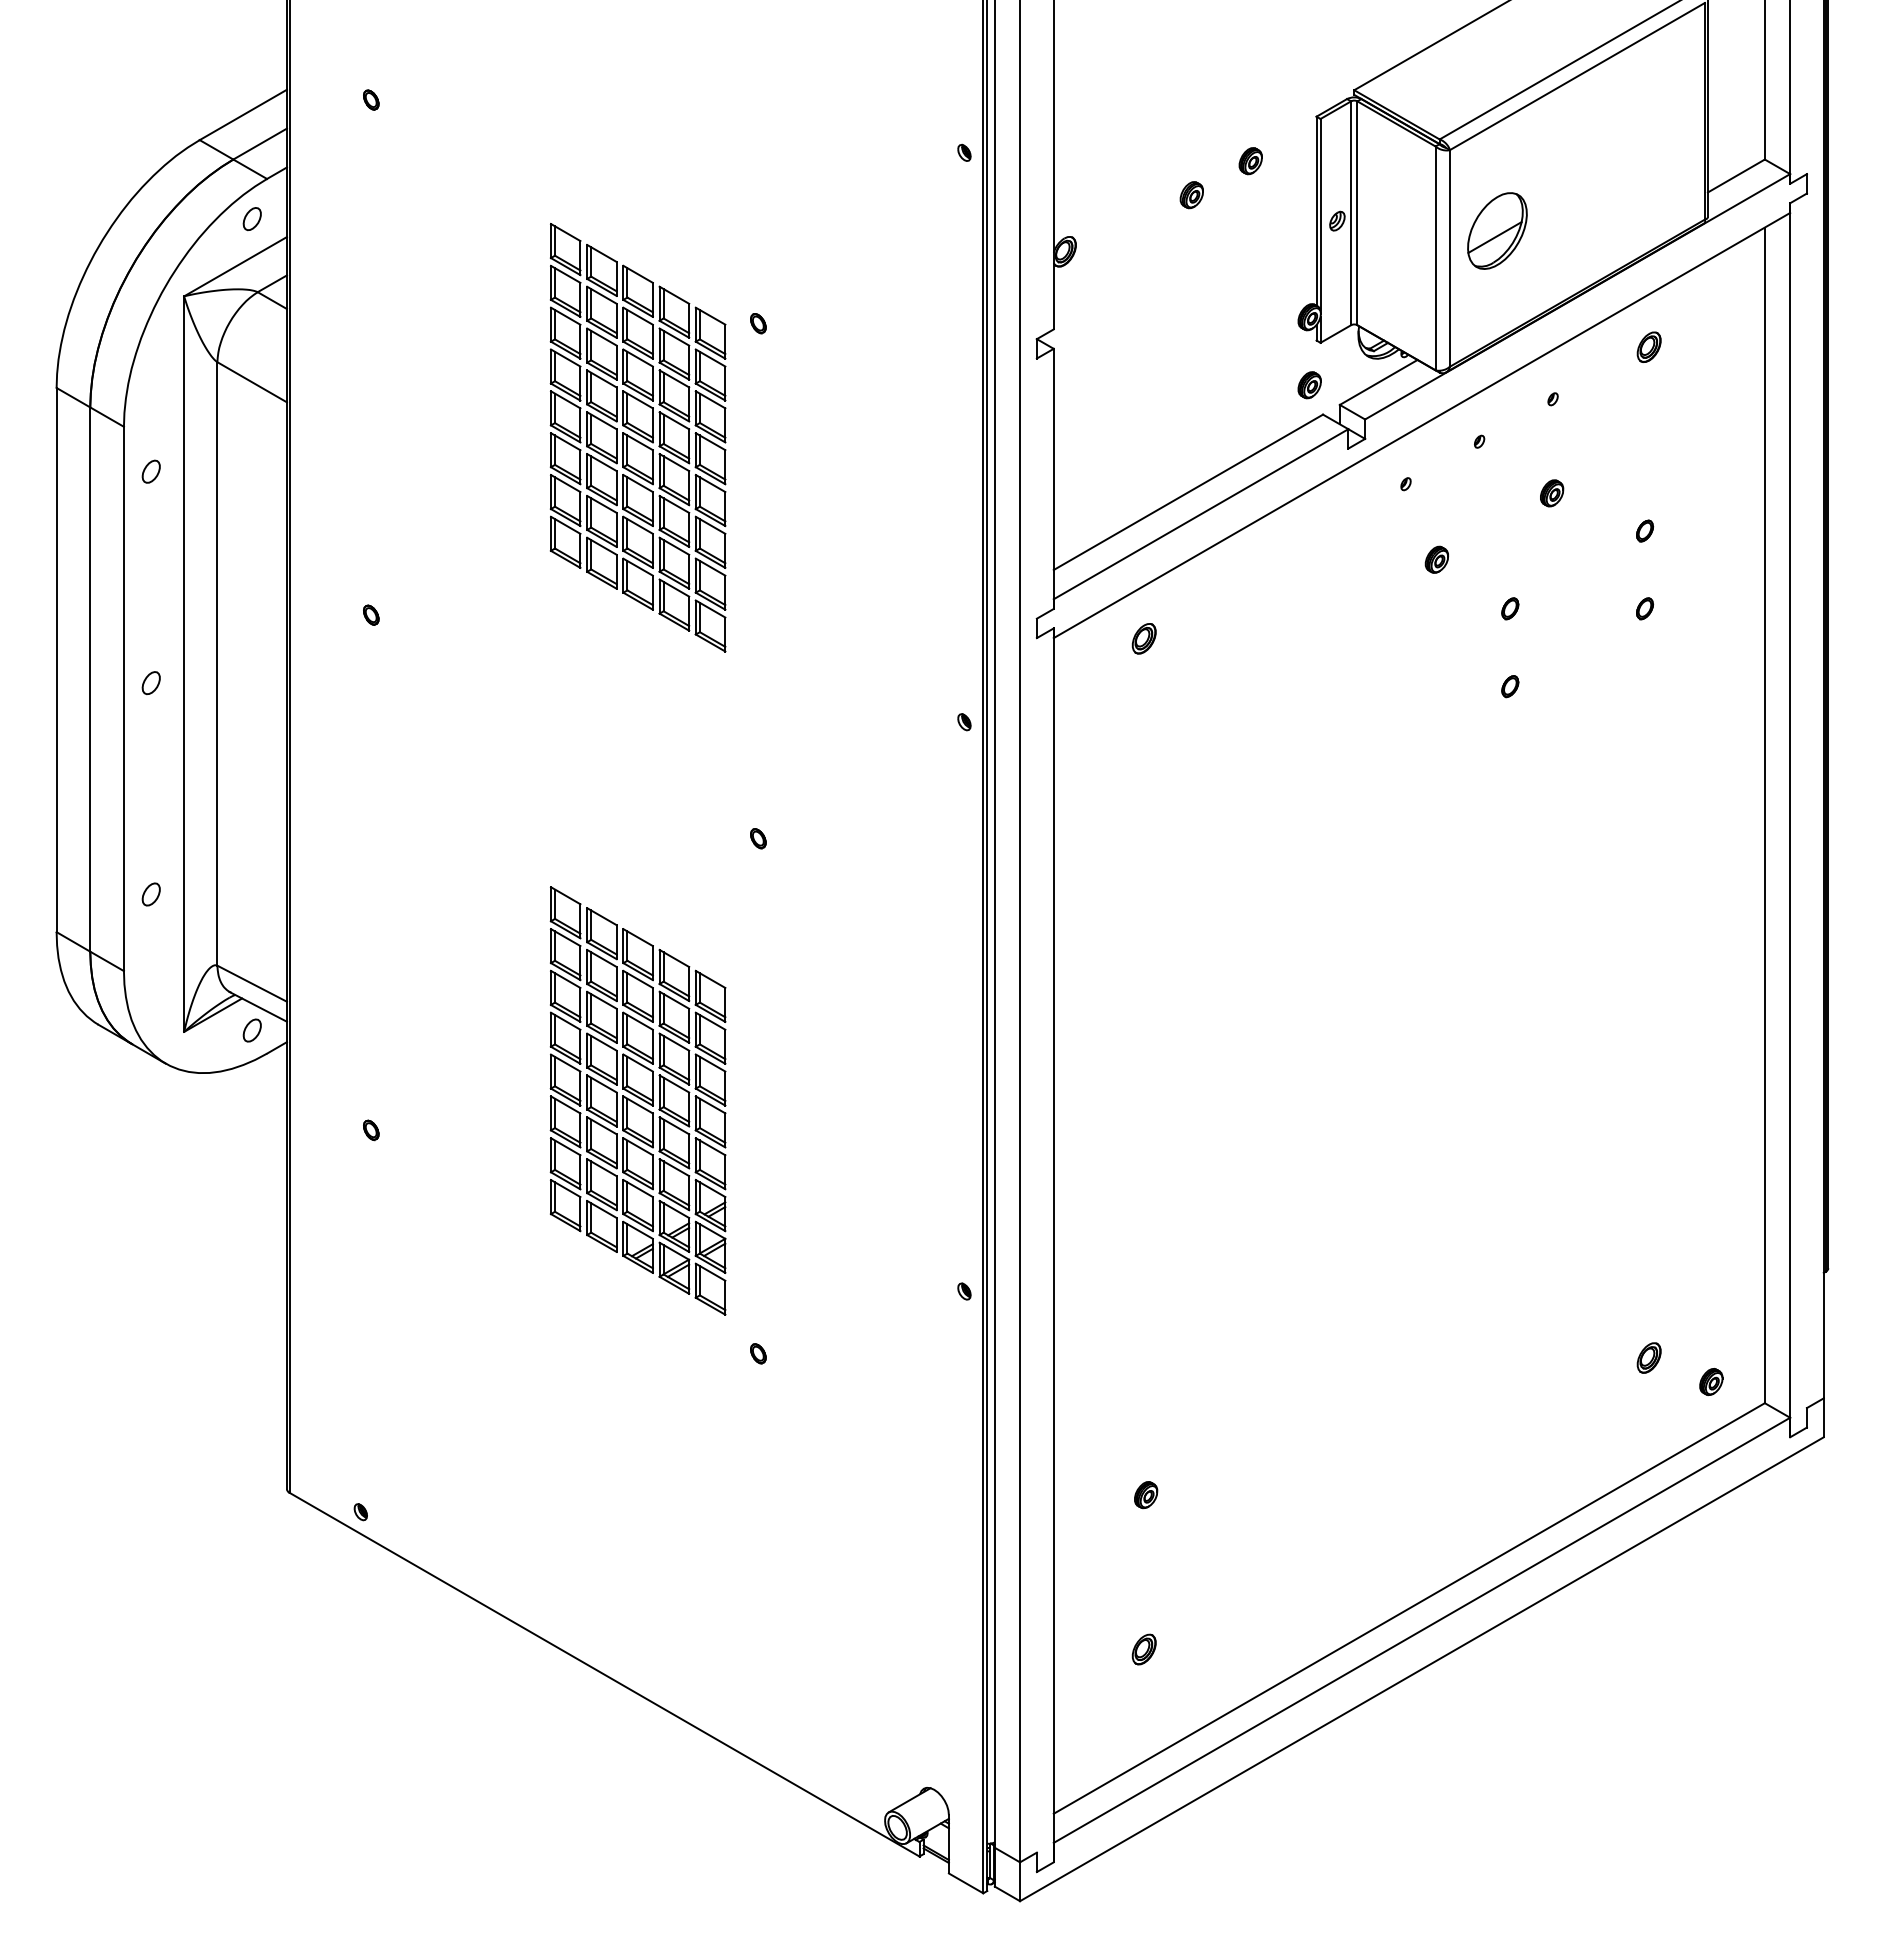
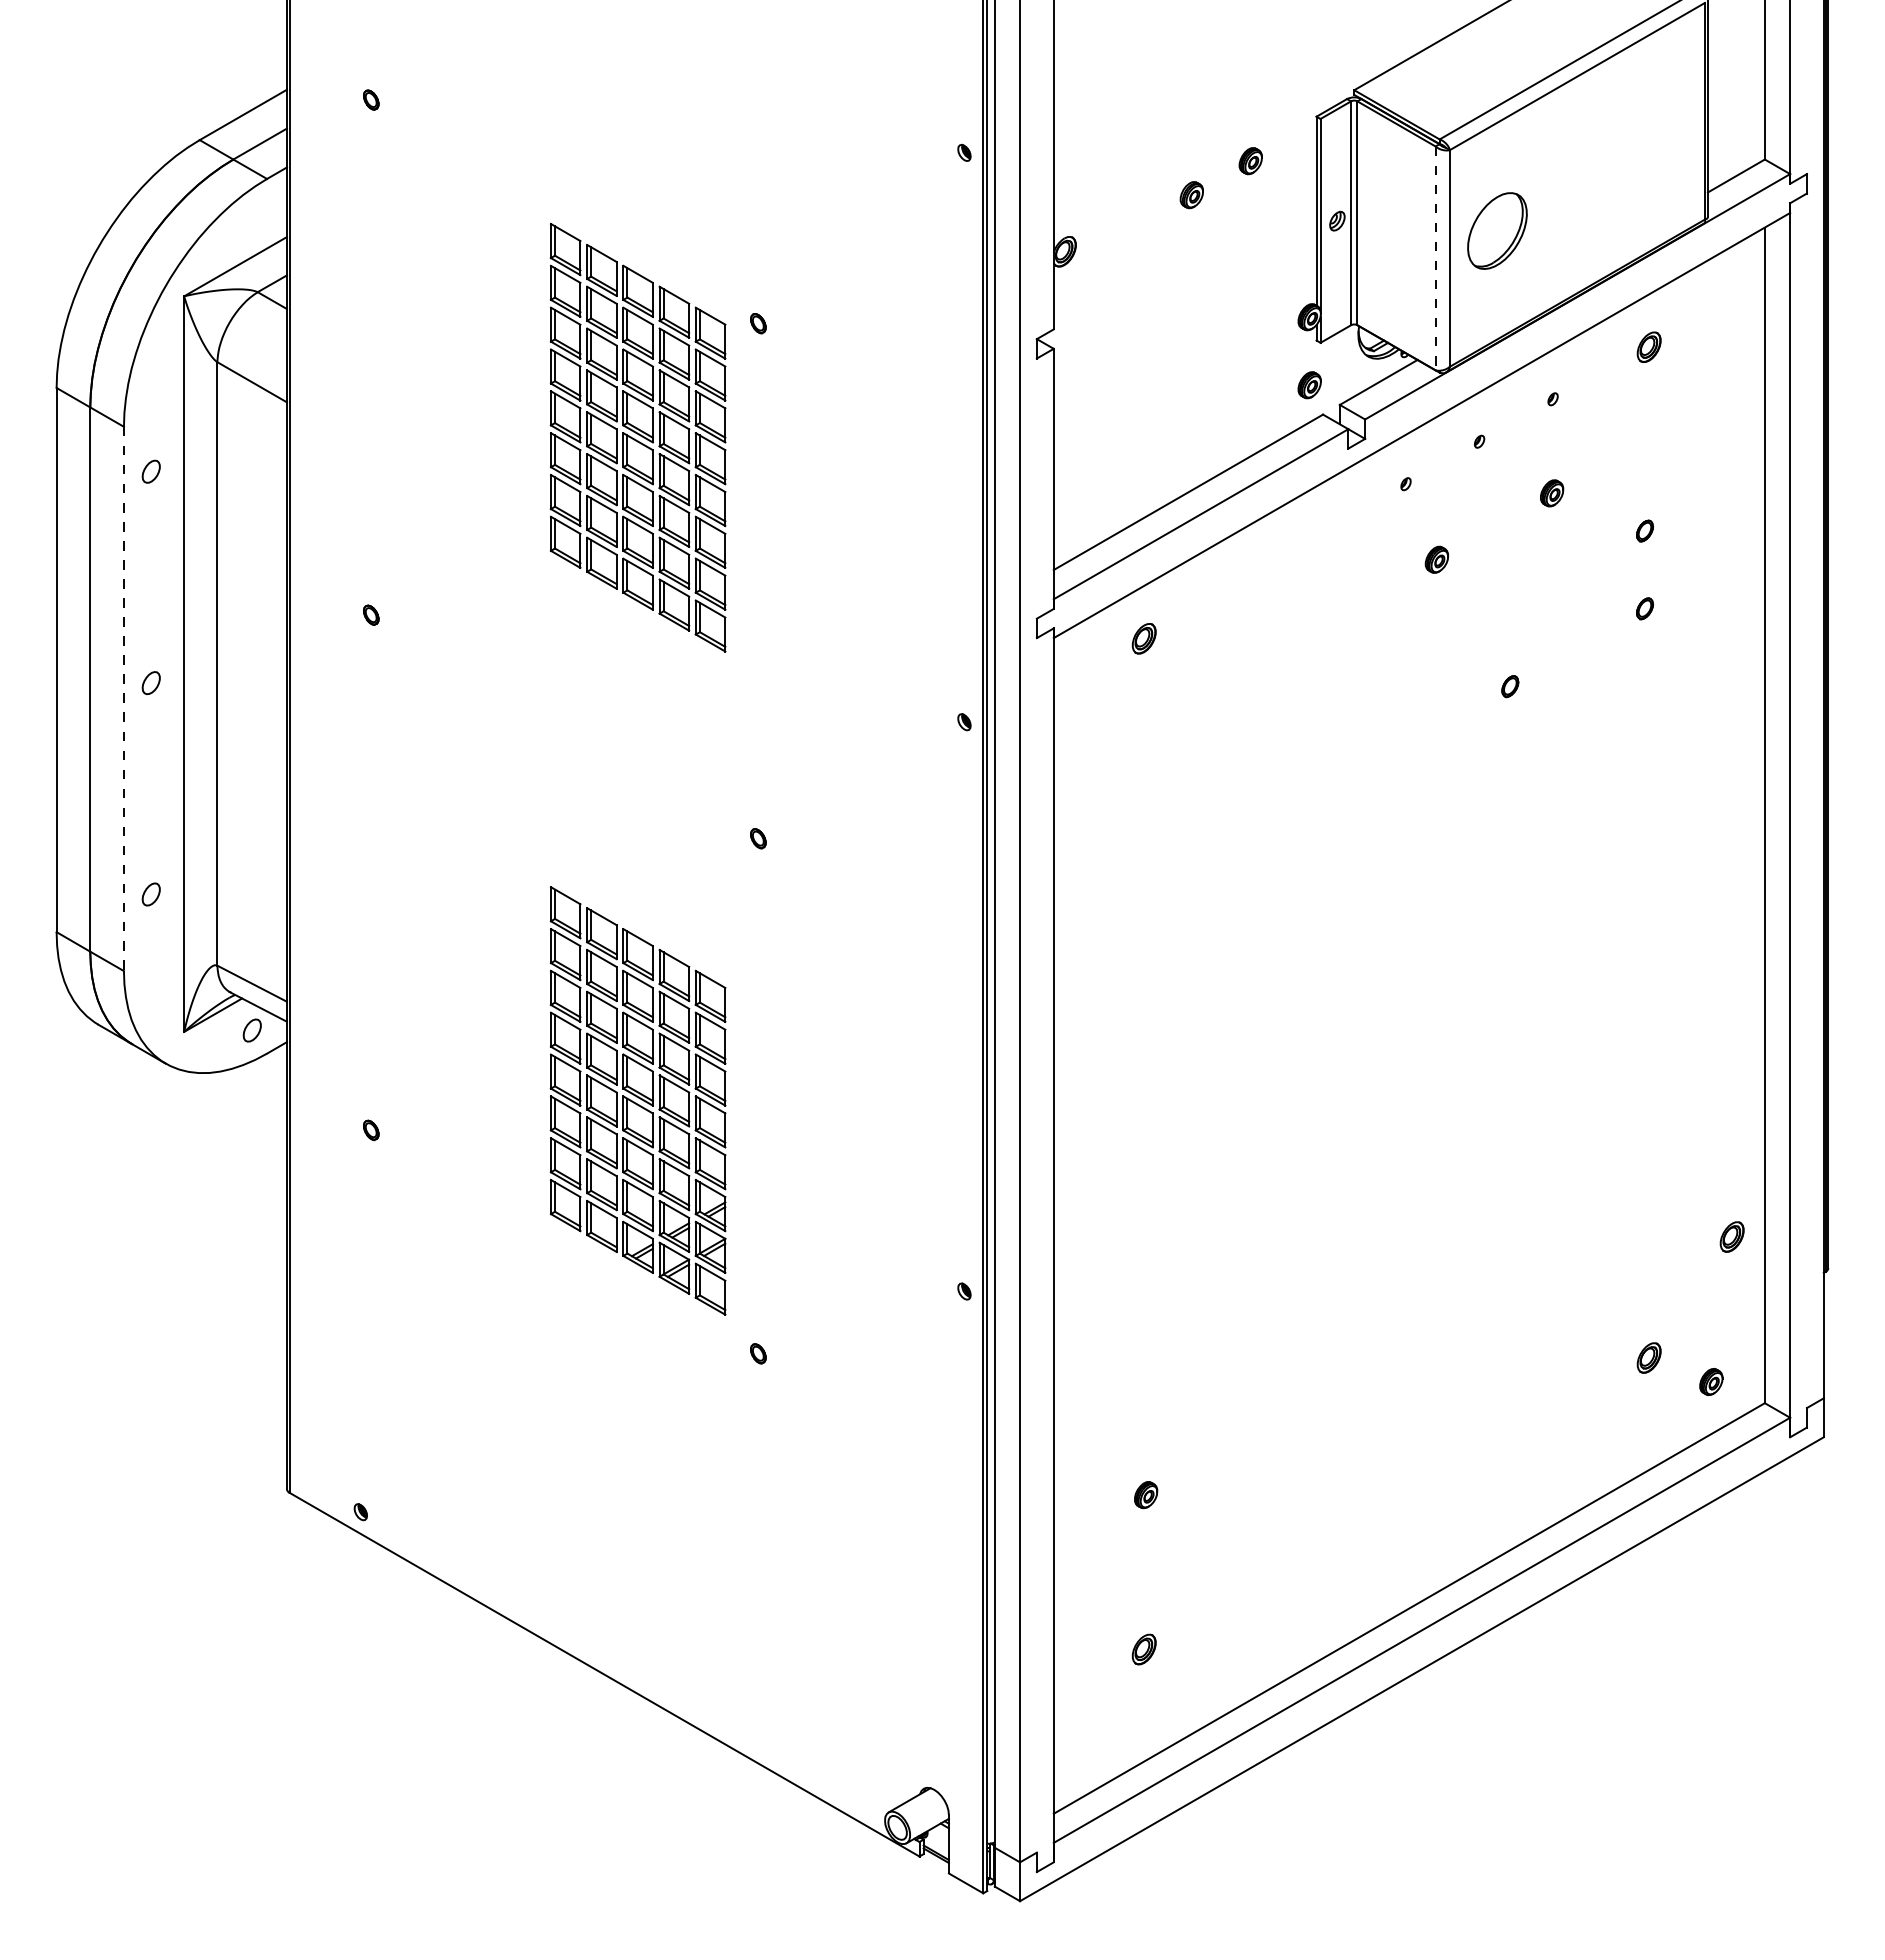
part: present -> none (251, 219)
line: present -> none (1494, 237)
line: solid -> dashed (1435, 258)
part: present -> none (1510, 608)
line: solid -> dashed (123, 699)
part: none -> present (1731, 1236)
